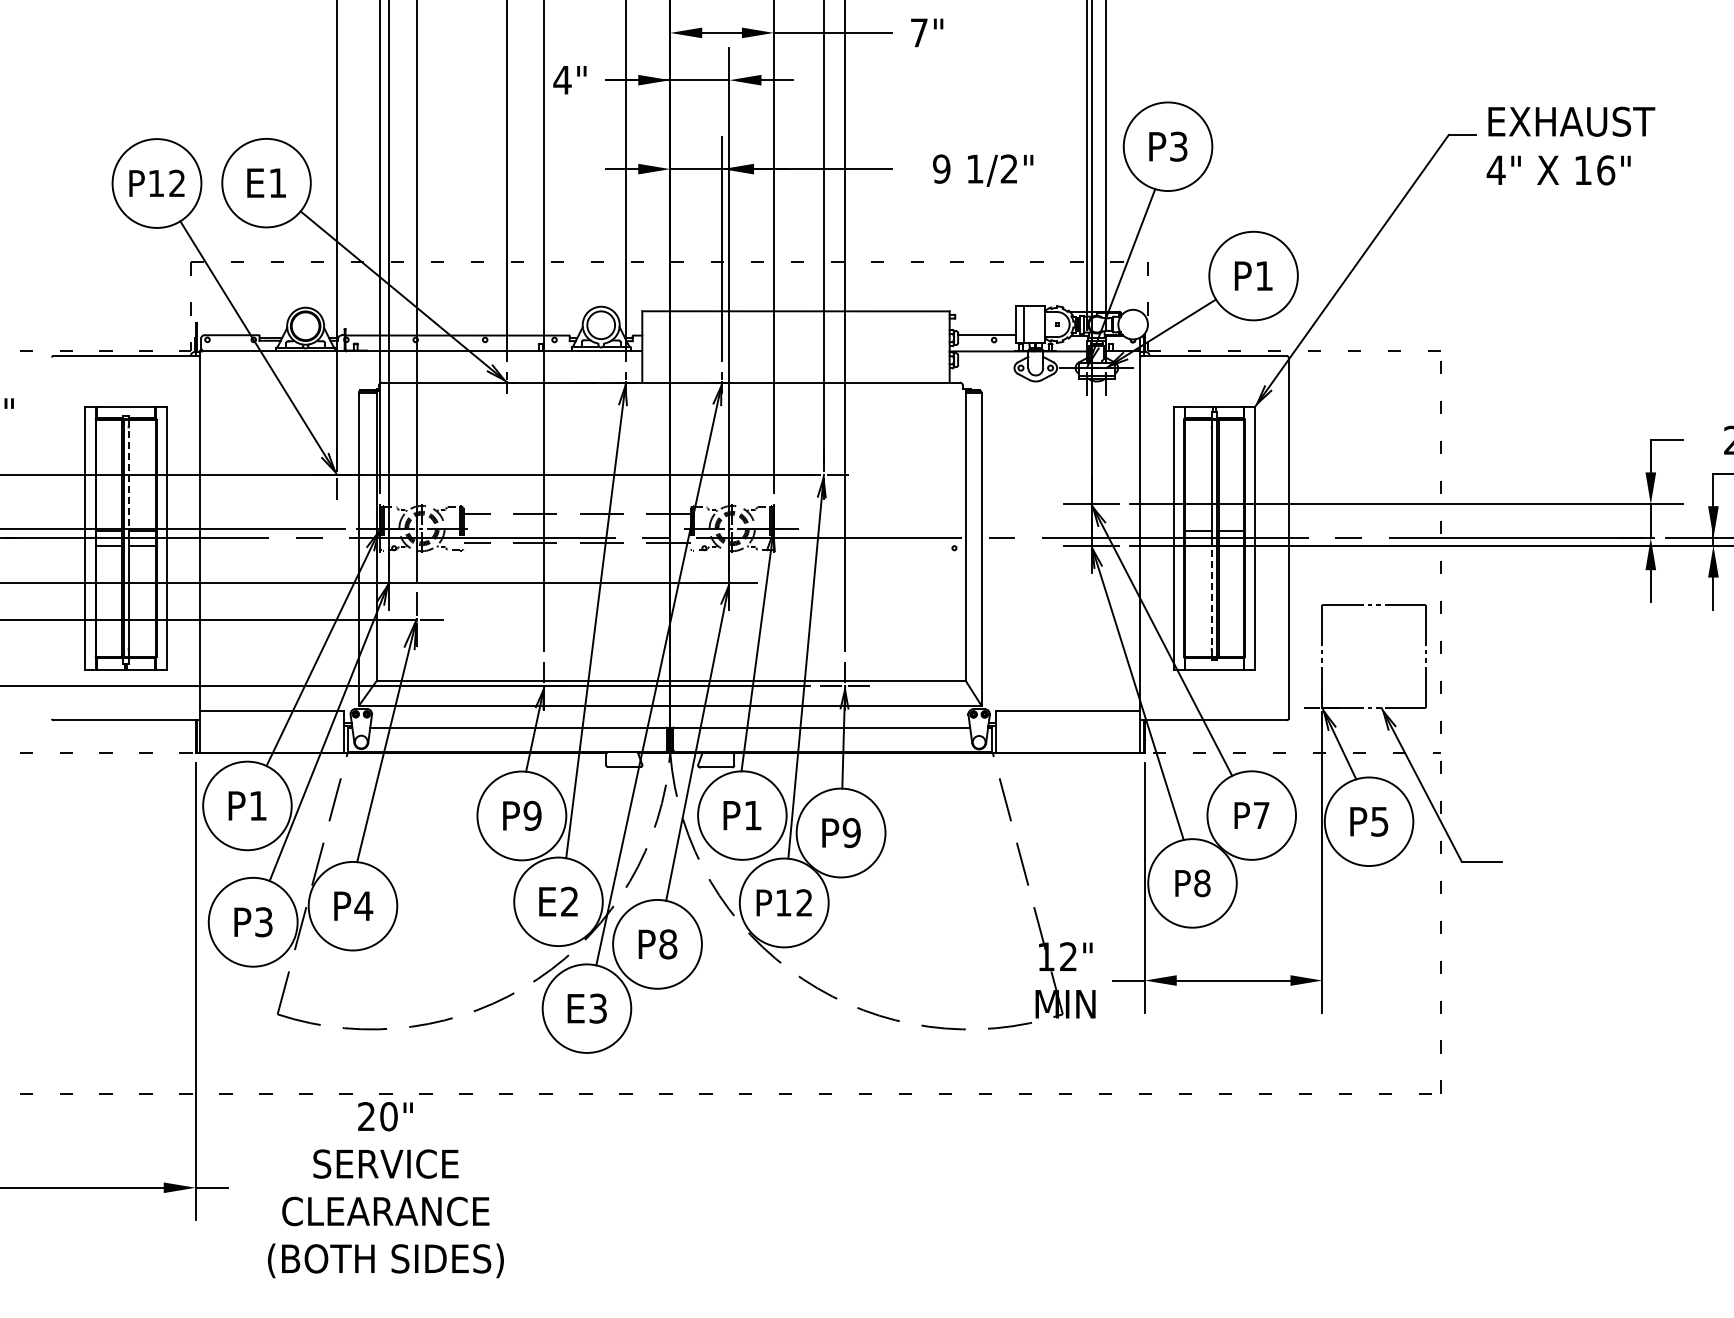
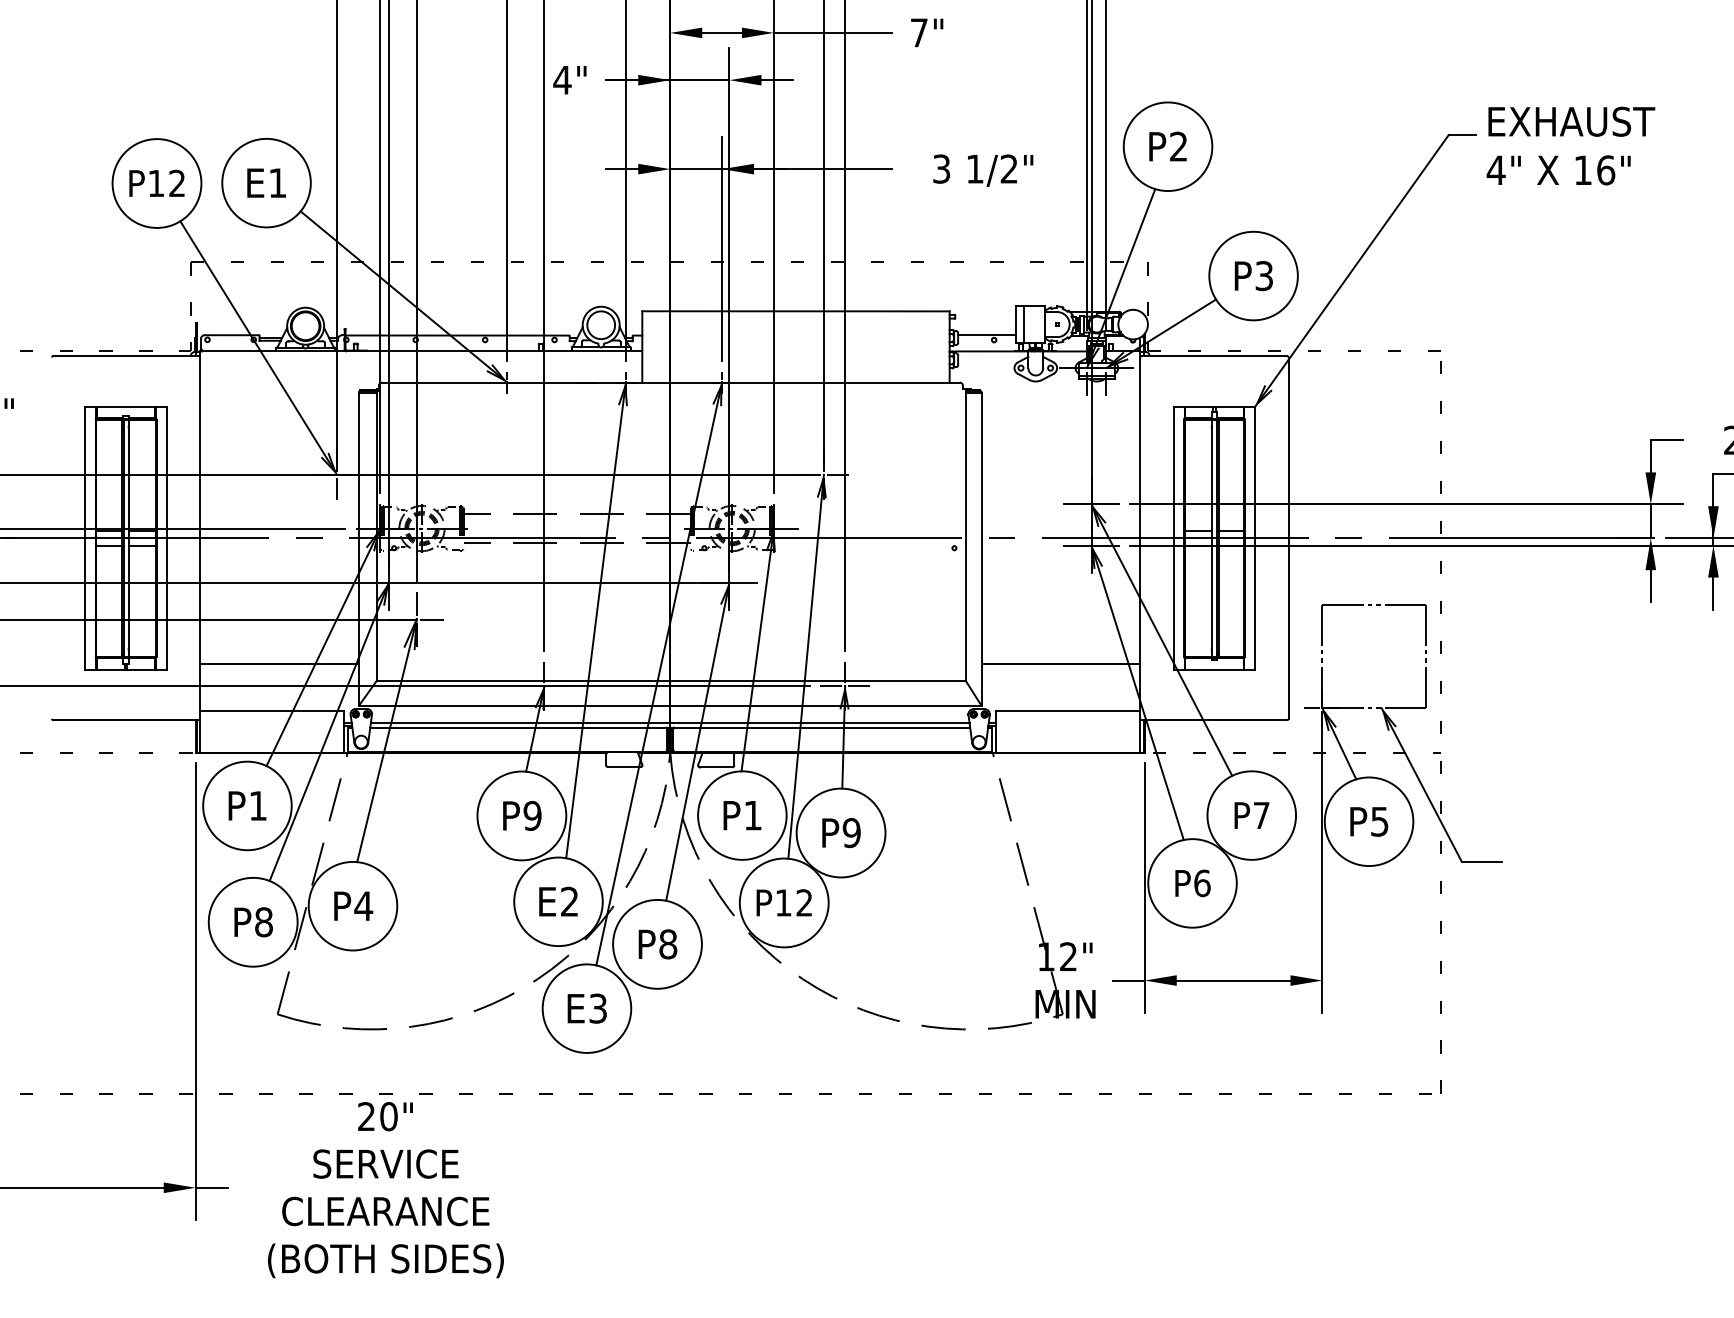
text: P3 -> P2 (1178, 146)
text: 9 -> 3 (941, 168)
text: P1 -> P3 (1263, 276)
line: dashed -> solid (128, 482)
line: dashed -> solid (1211, 594)
line: none -> present (279, 663)
line: none -> present (1060, 663)
line: none -> present (669, 722)
text: P8 -> P6 (1202, 882)
text: P3 -> P8 (263, 922)
